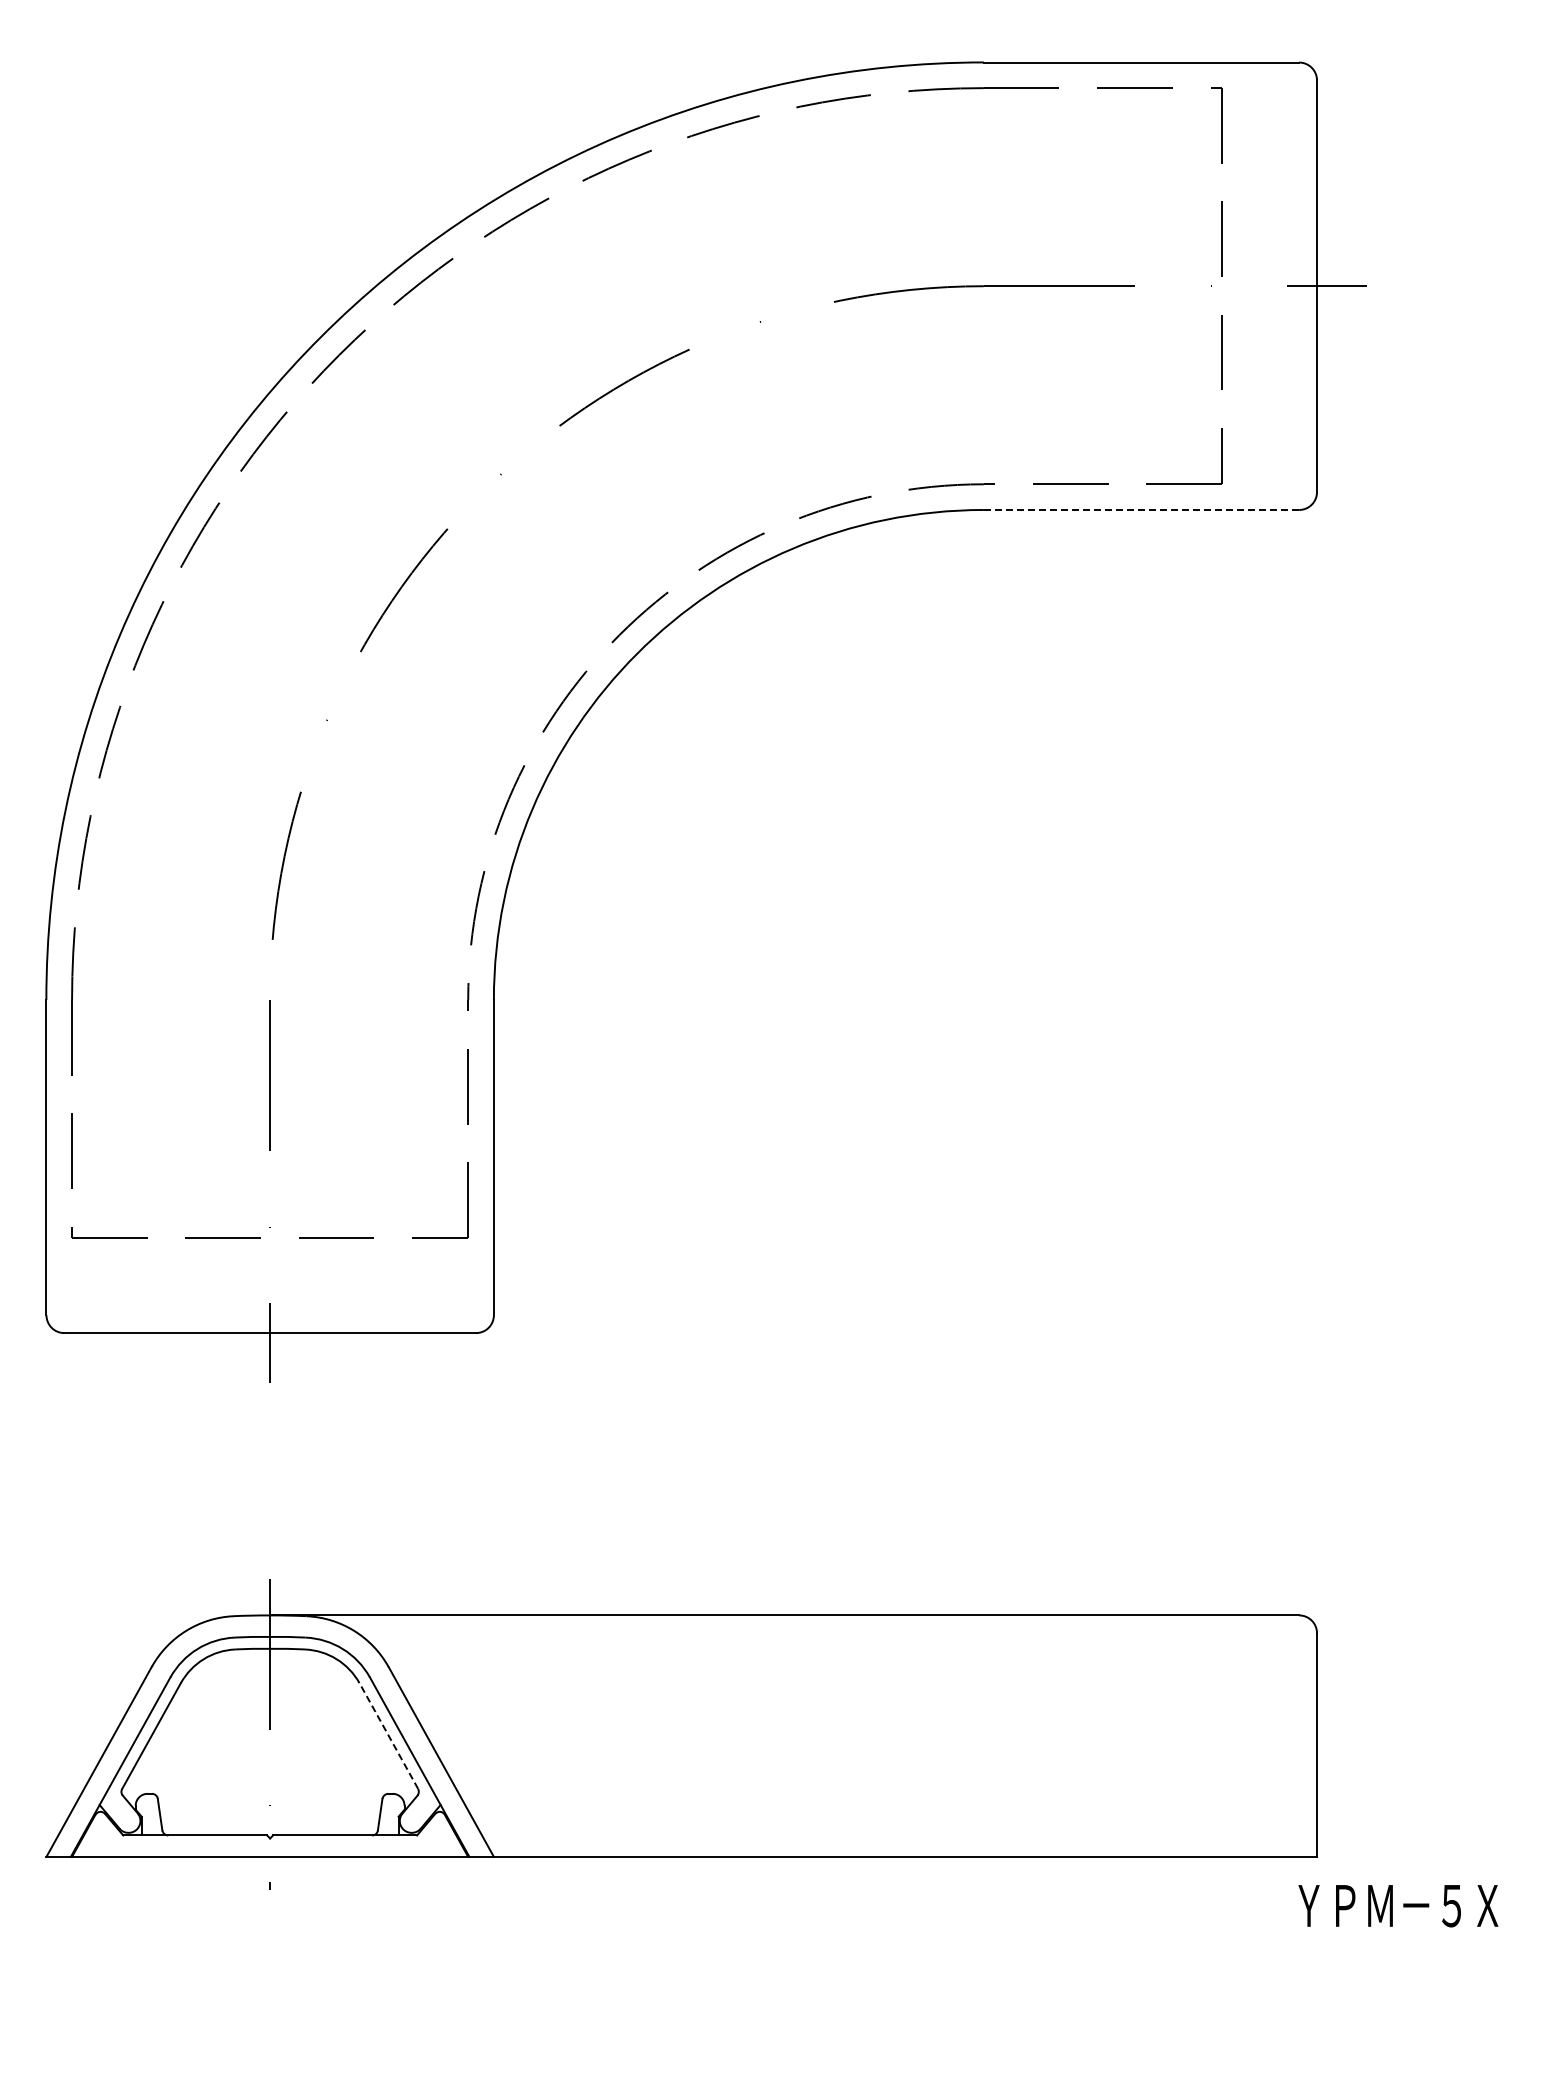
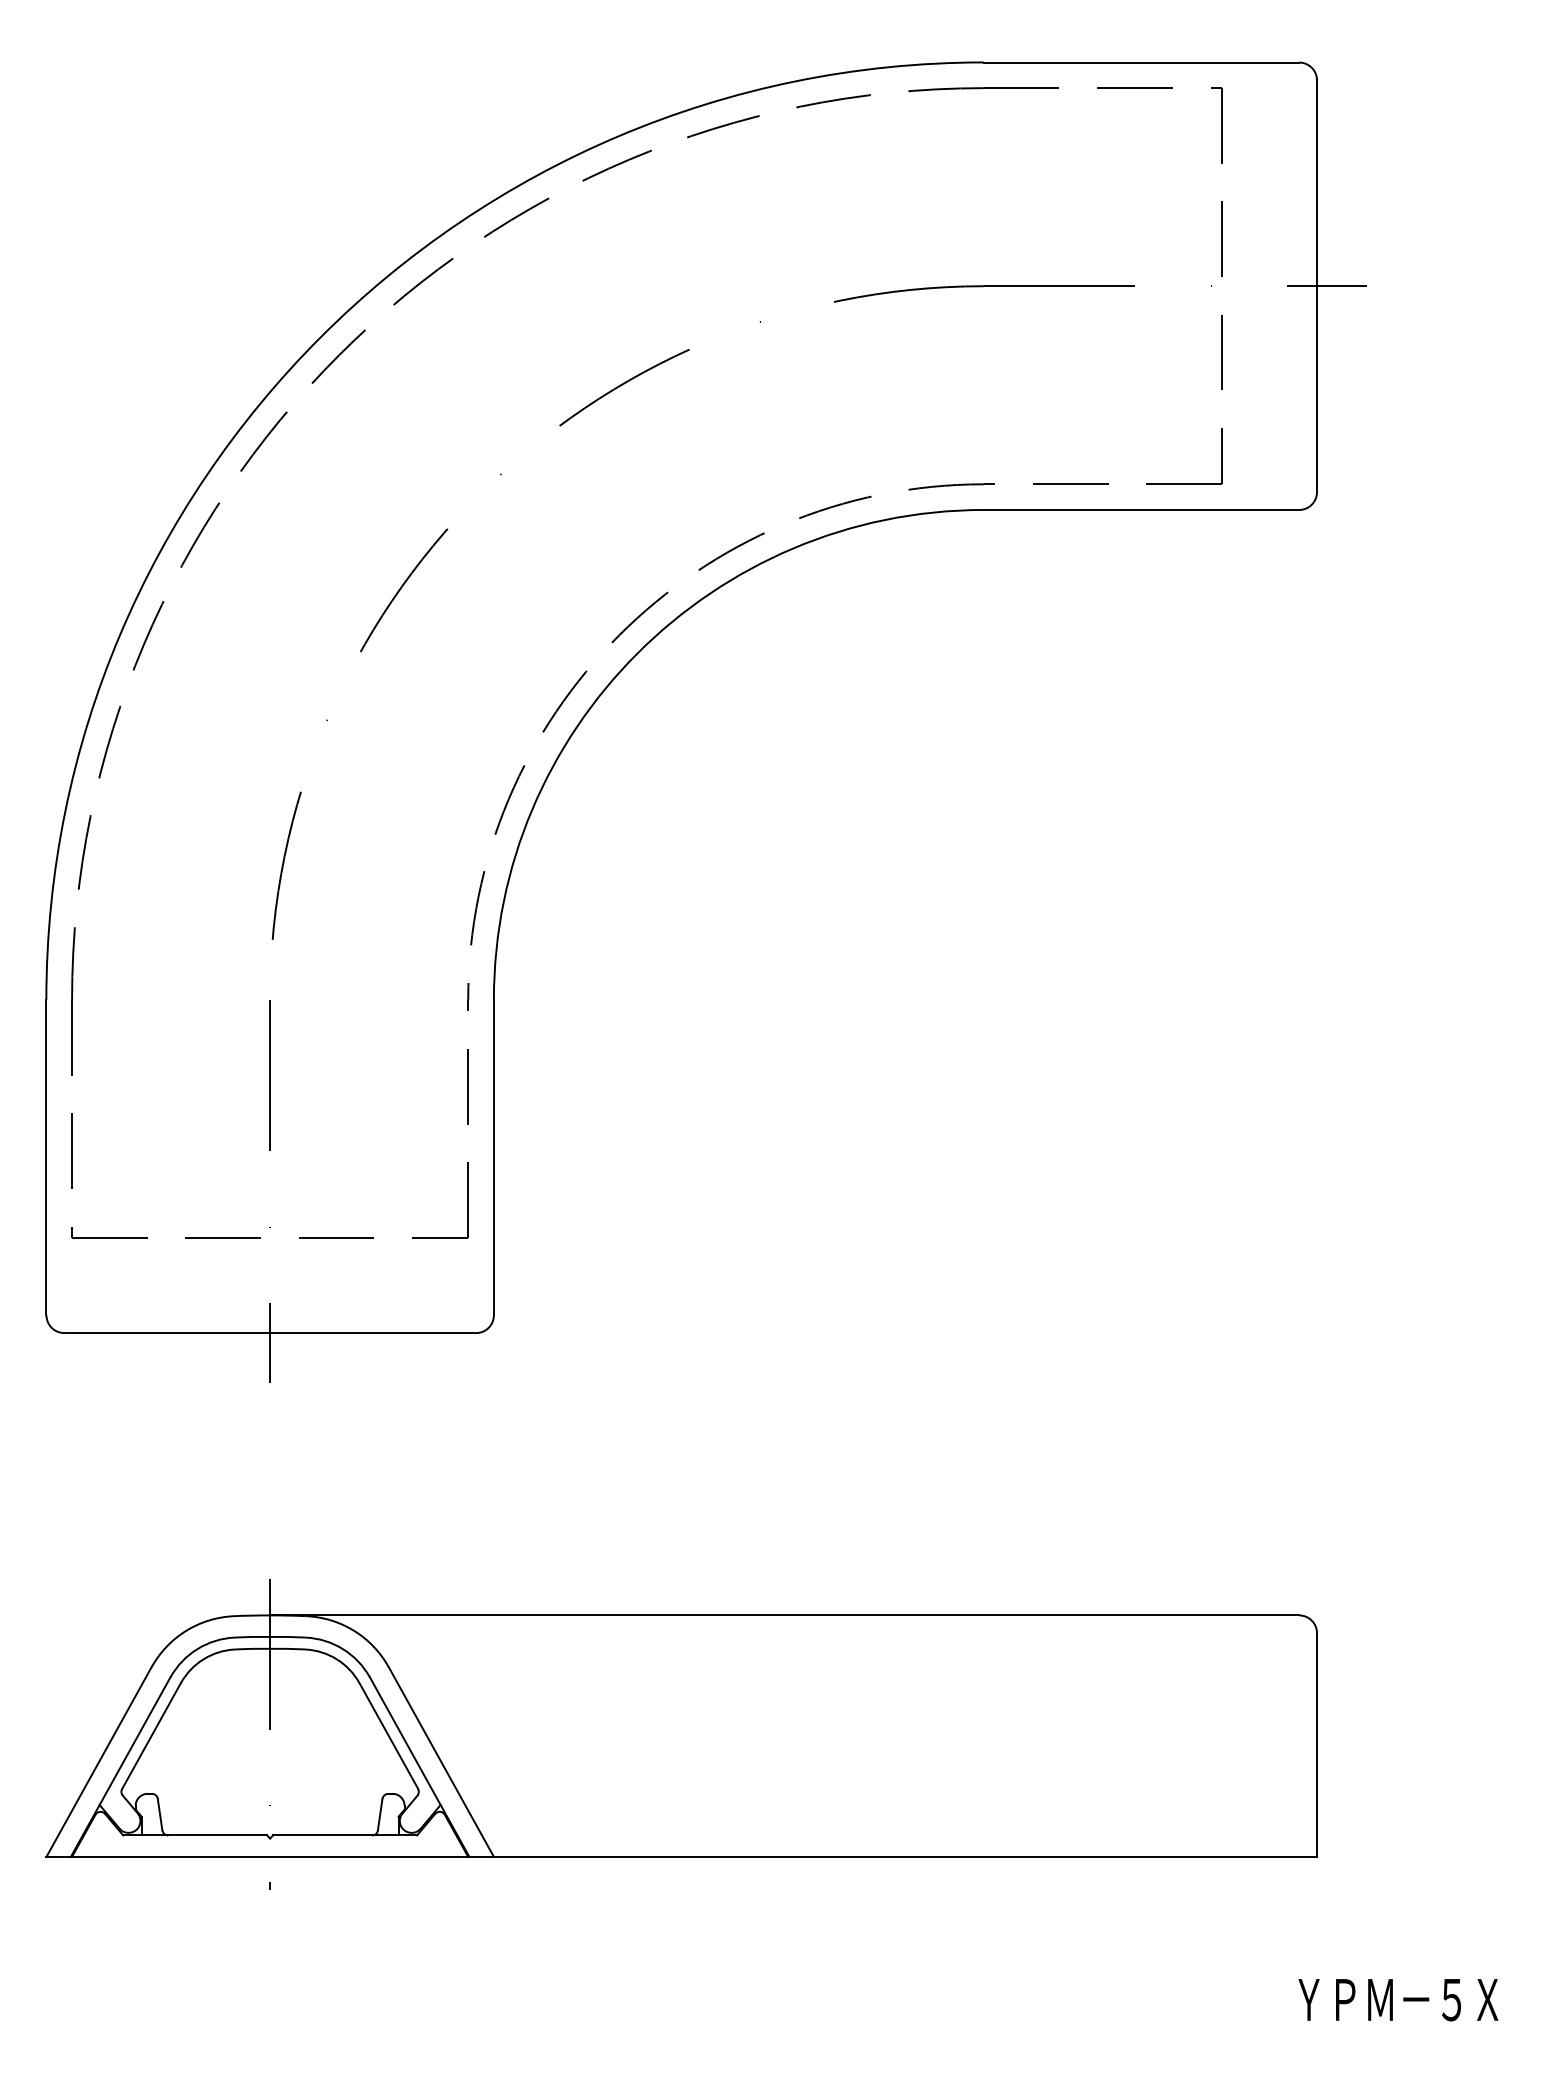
line: dashed -> solid (1141, 509)
line: dashed -> solid (388, 1735)
text position: (1398, 1906) -> (1398, 2000) (1398, 2000)
